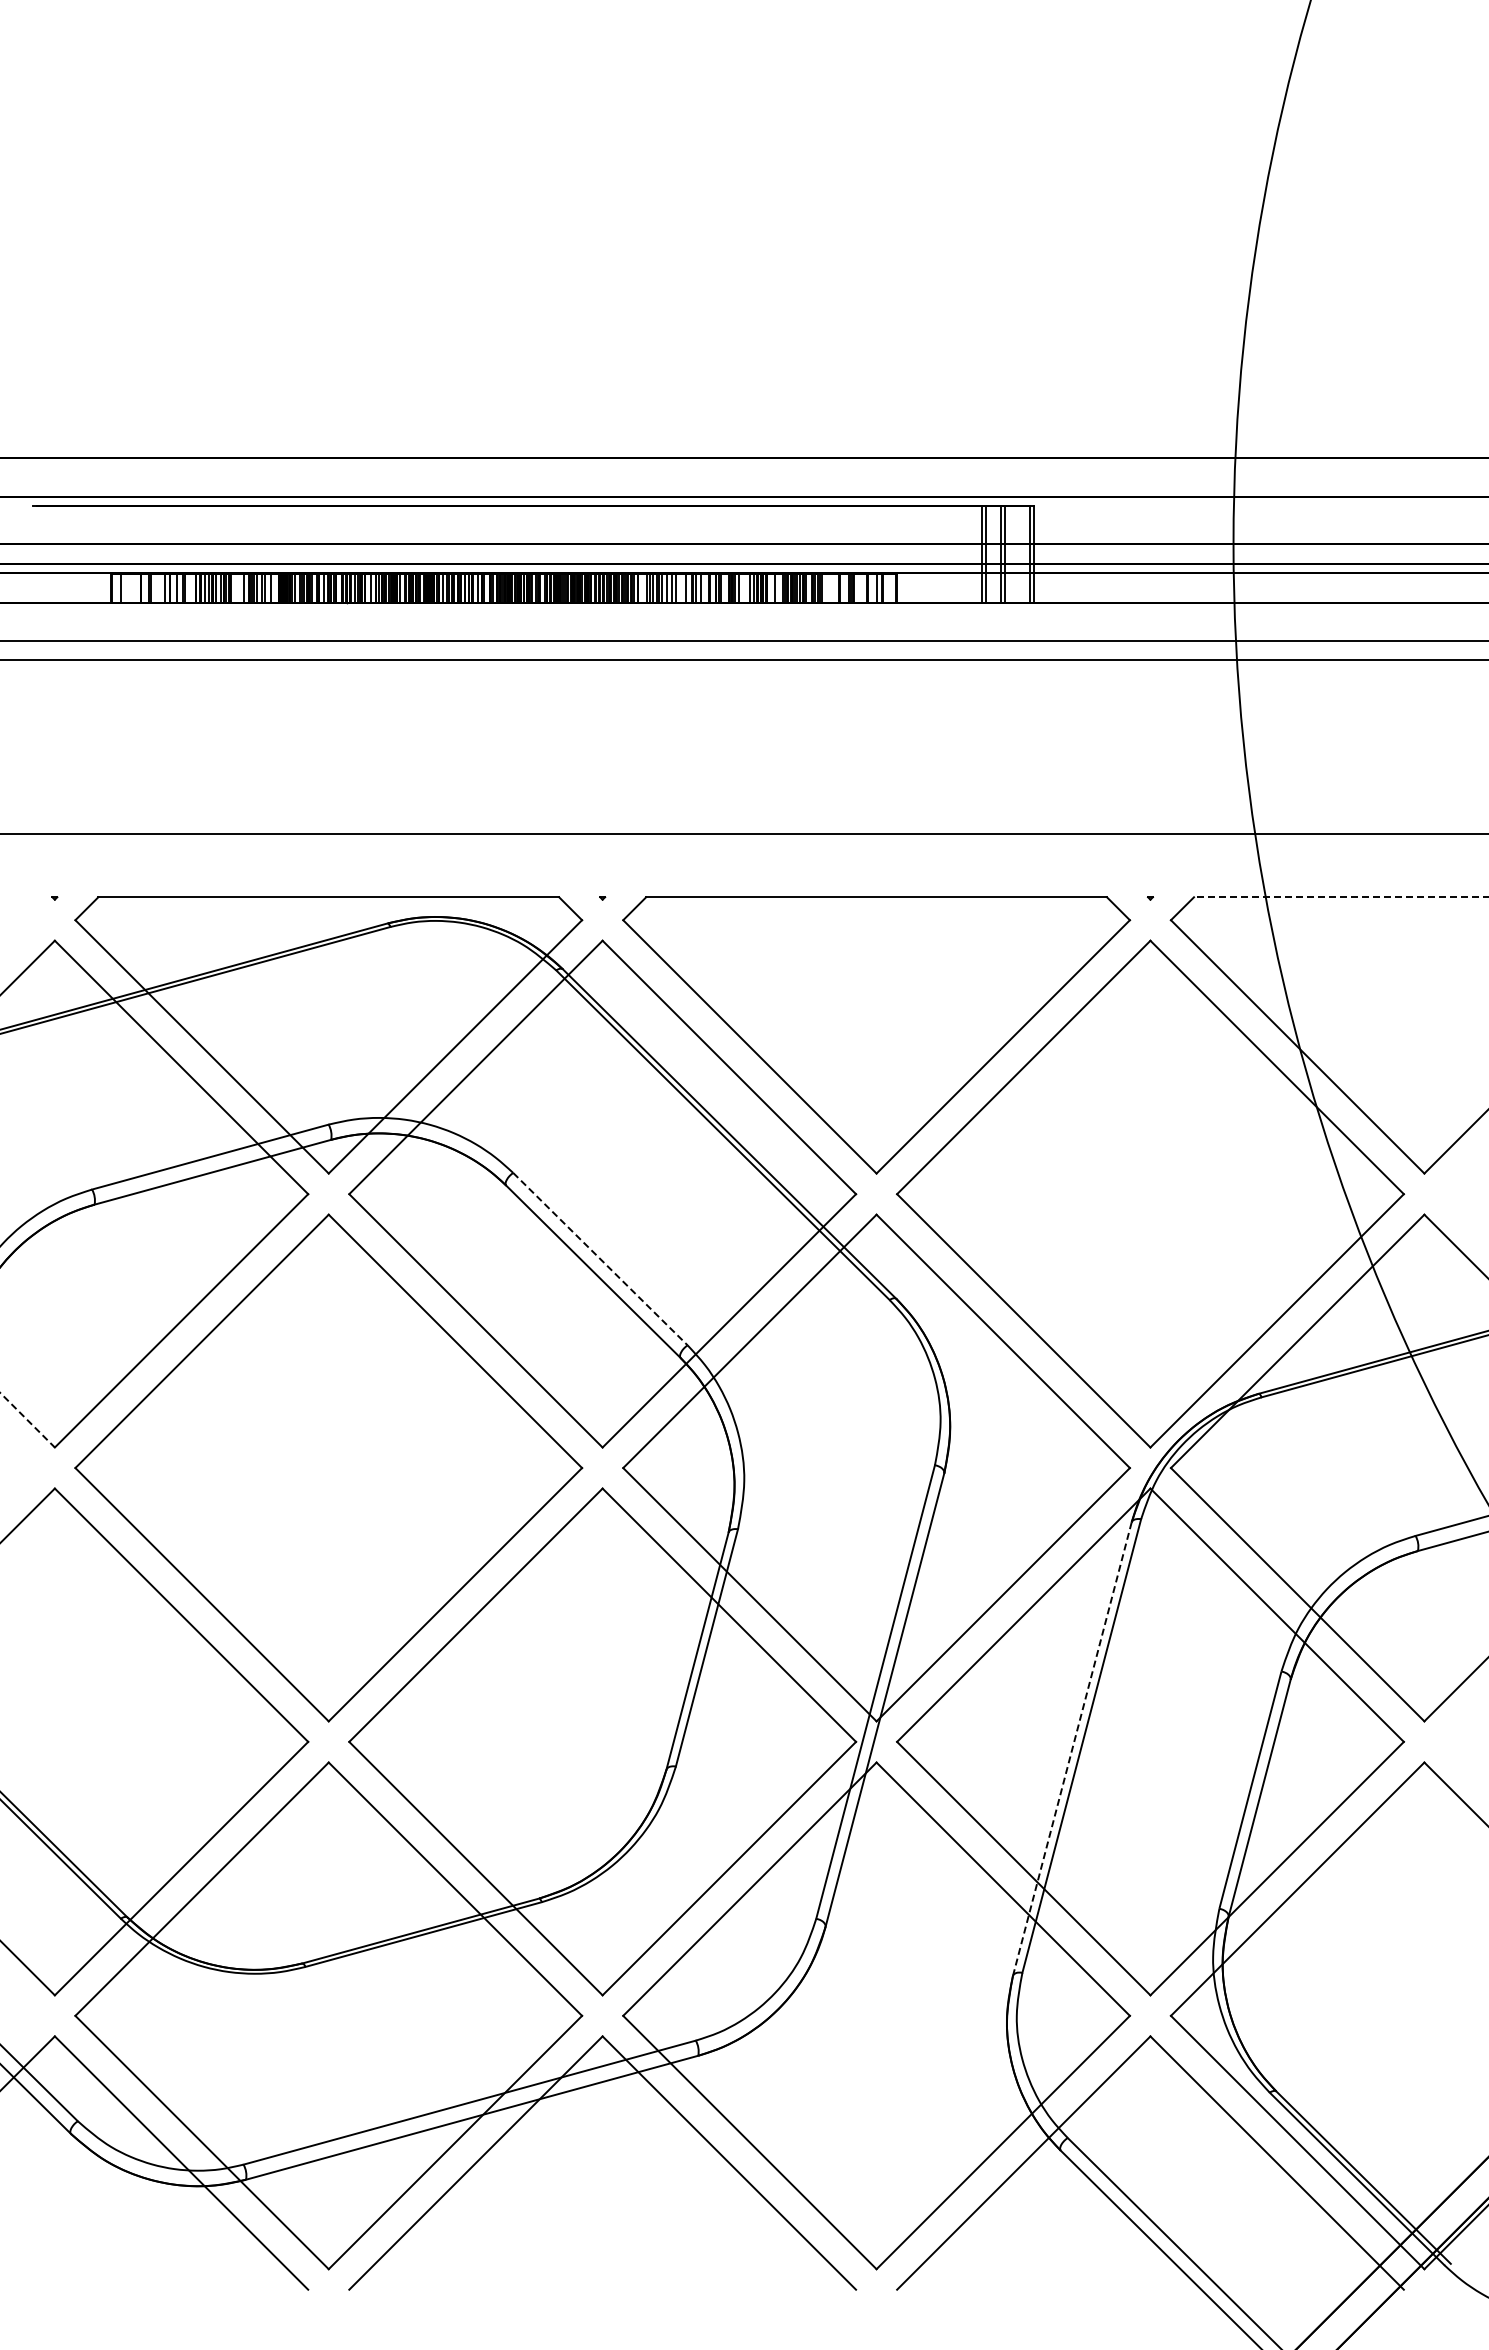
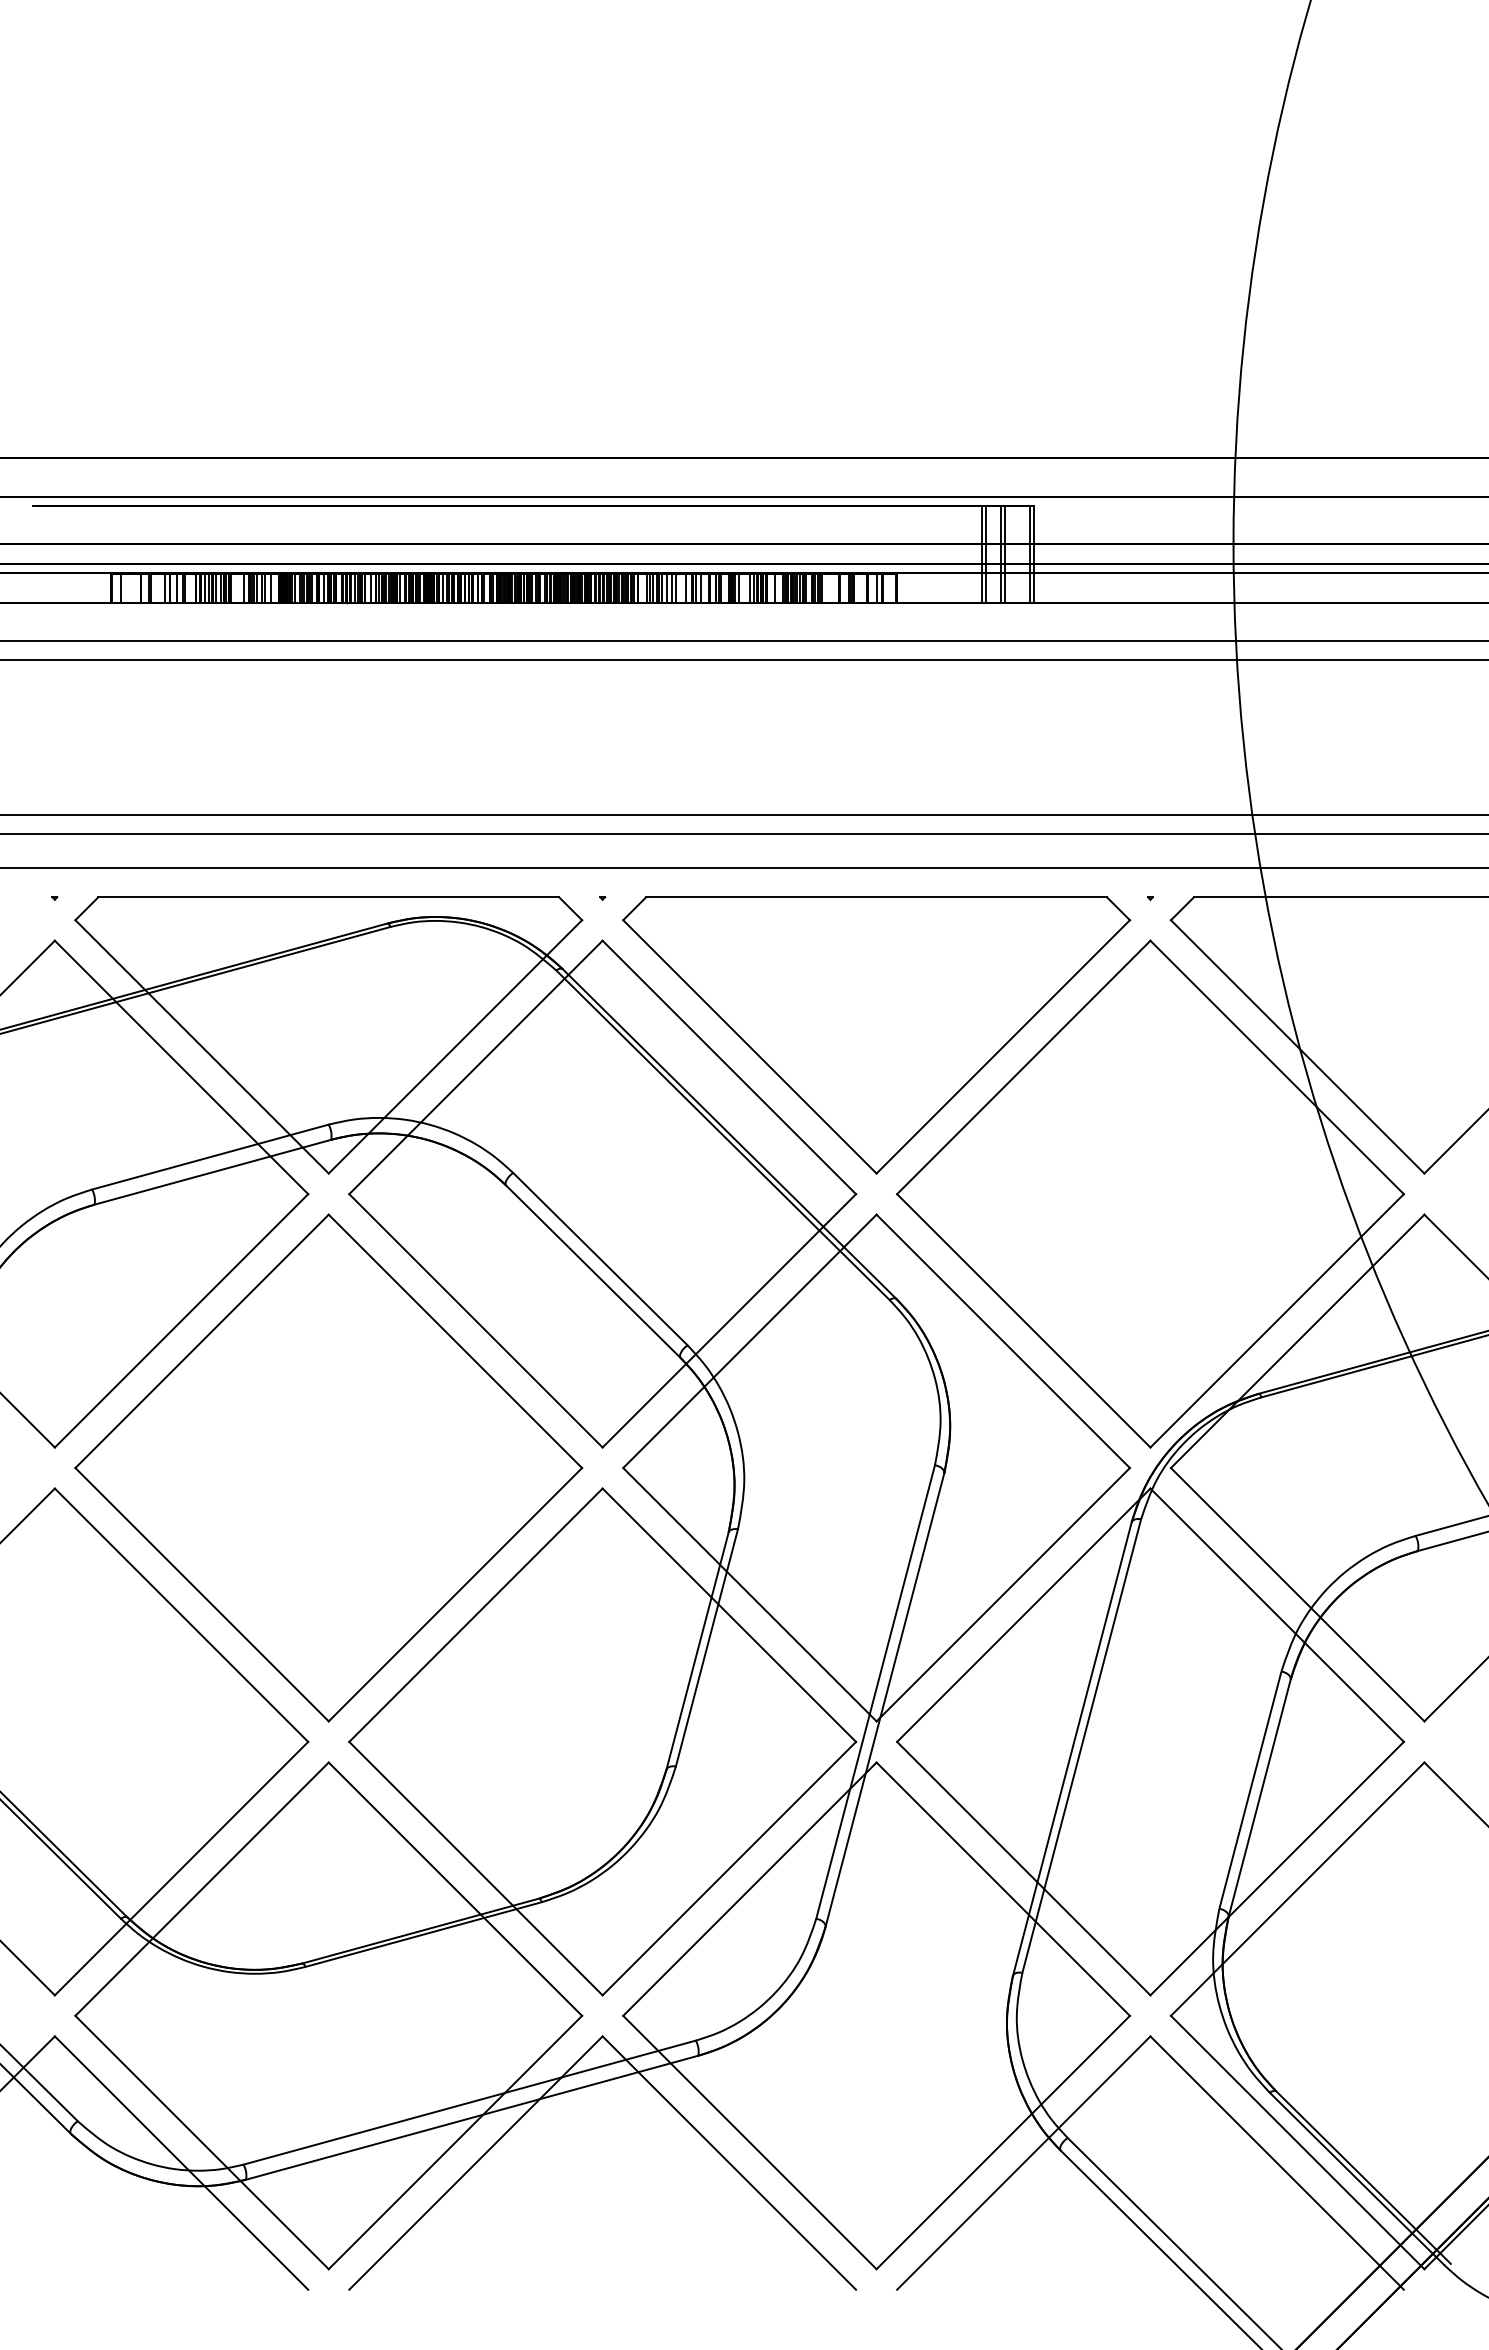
line: none -> present (743, 814)
line: none -> present (743, 868)
line: dashed -> solid (1340, 897)
line: dashed -> solid (600, 1259)
line: dashed -> solid (28, 1420)
line: dashed -> solid (1072, 1748)
